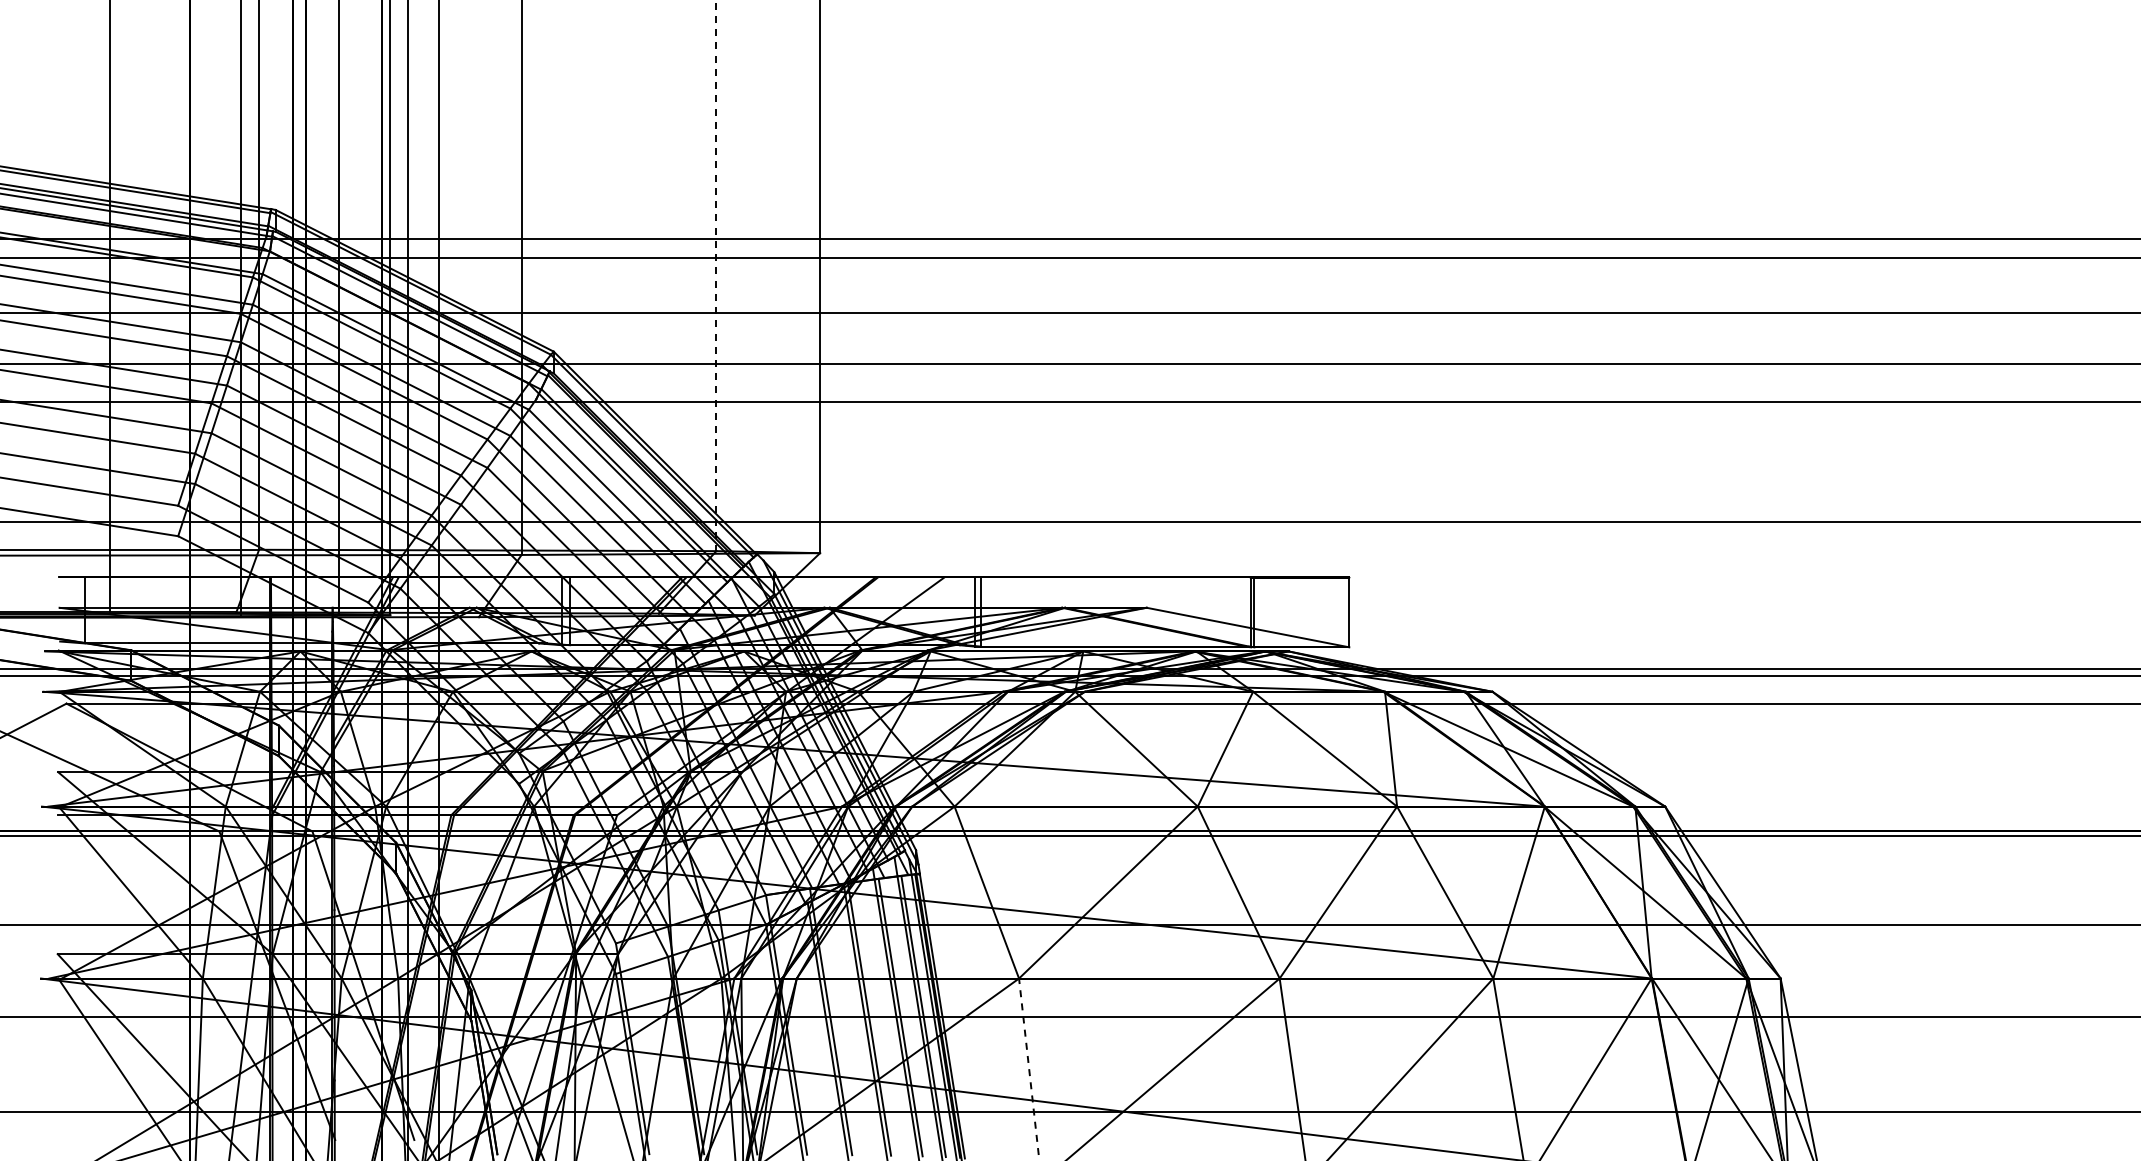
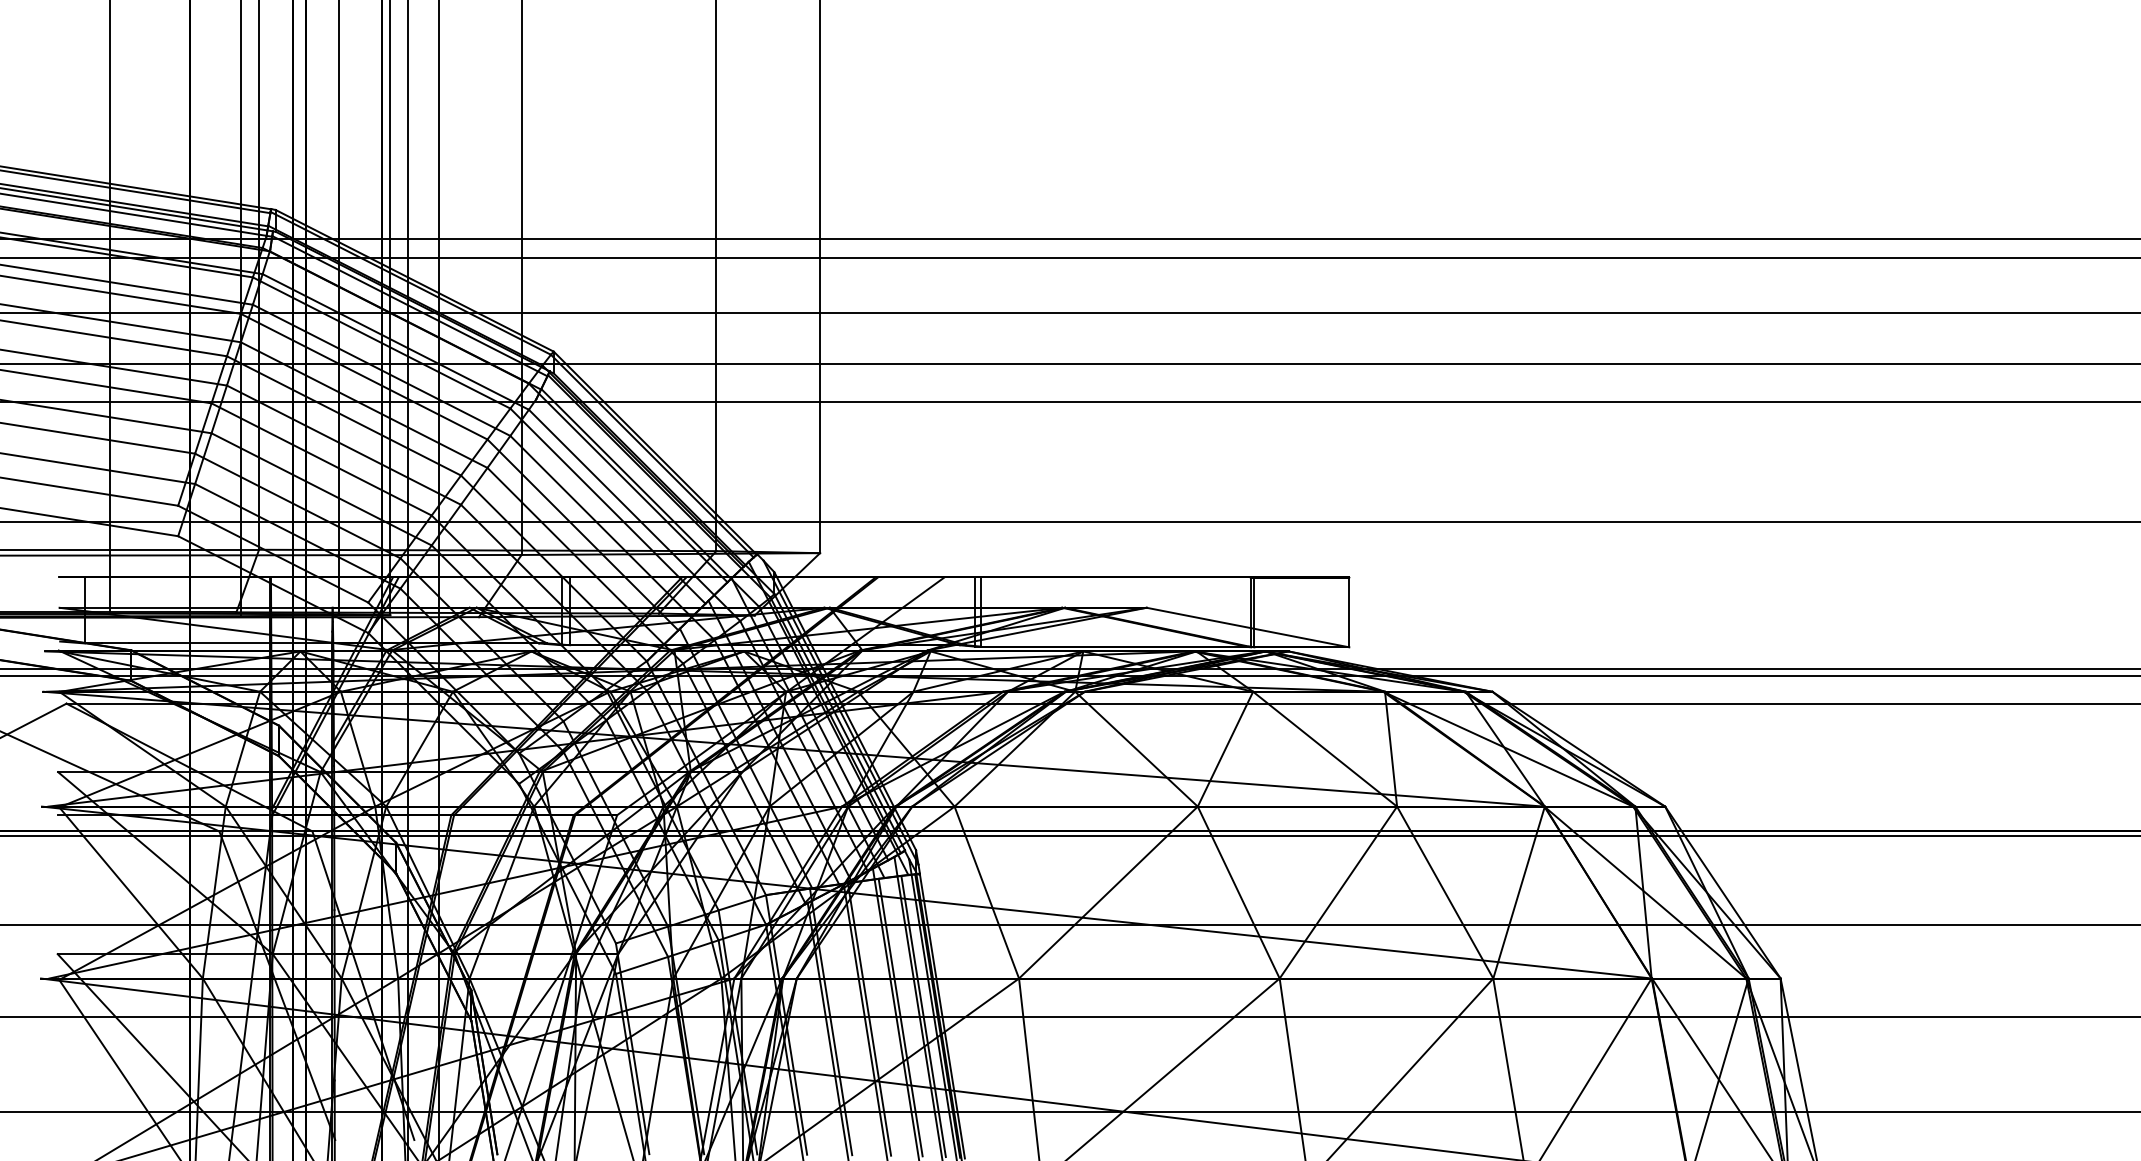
line: dashed -> solid (716, 276)
line: dashed -> solid (1029, 1069)
